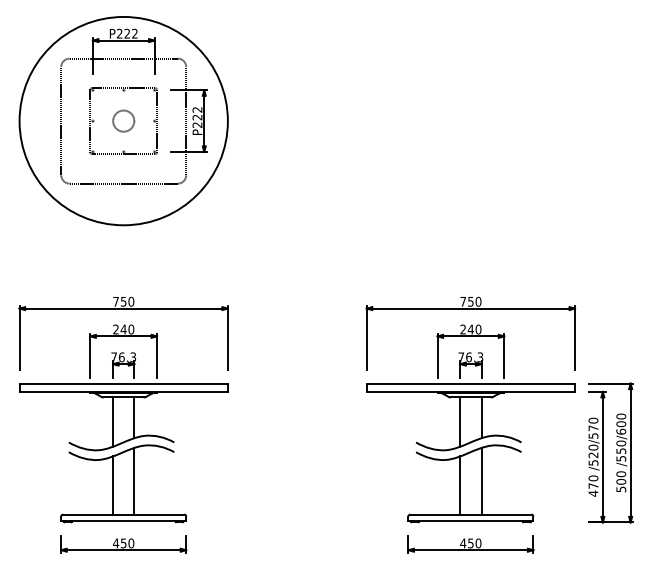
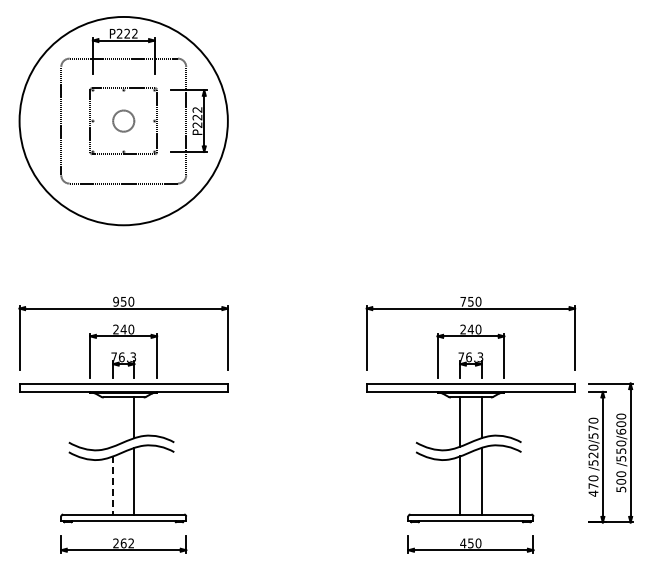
text: 750 -> 950 (115, 301)
line: present -> none (113, 421)
line: solid -> dashed (113, 485)
text: 450 -> 262 (123, 543)
